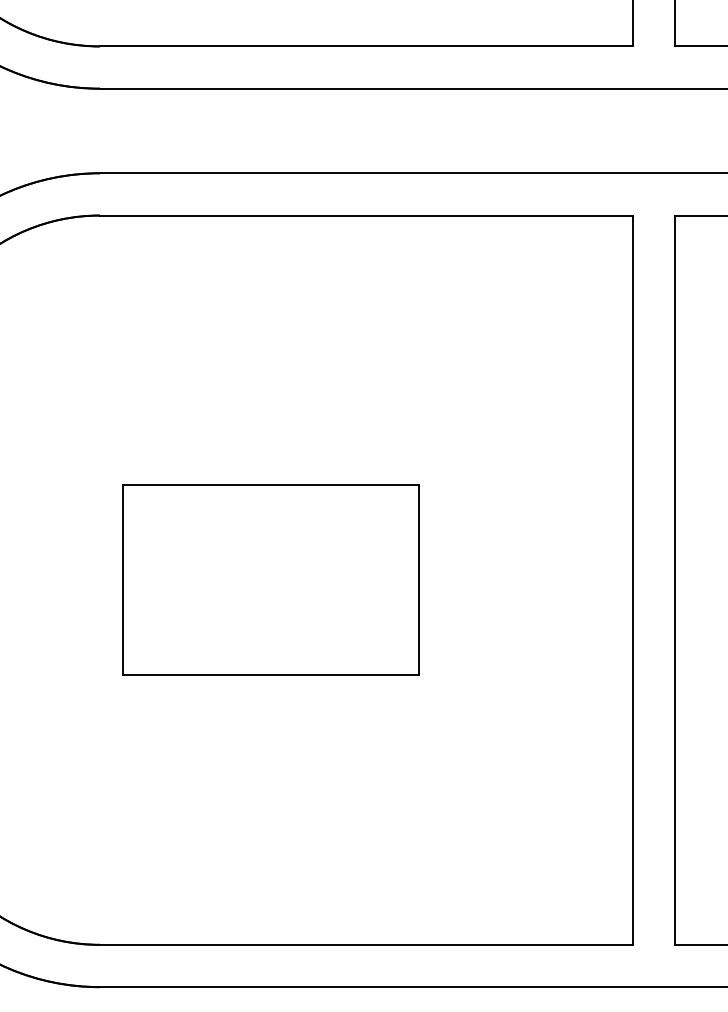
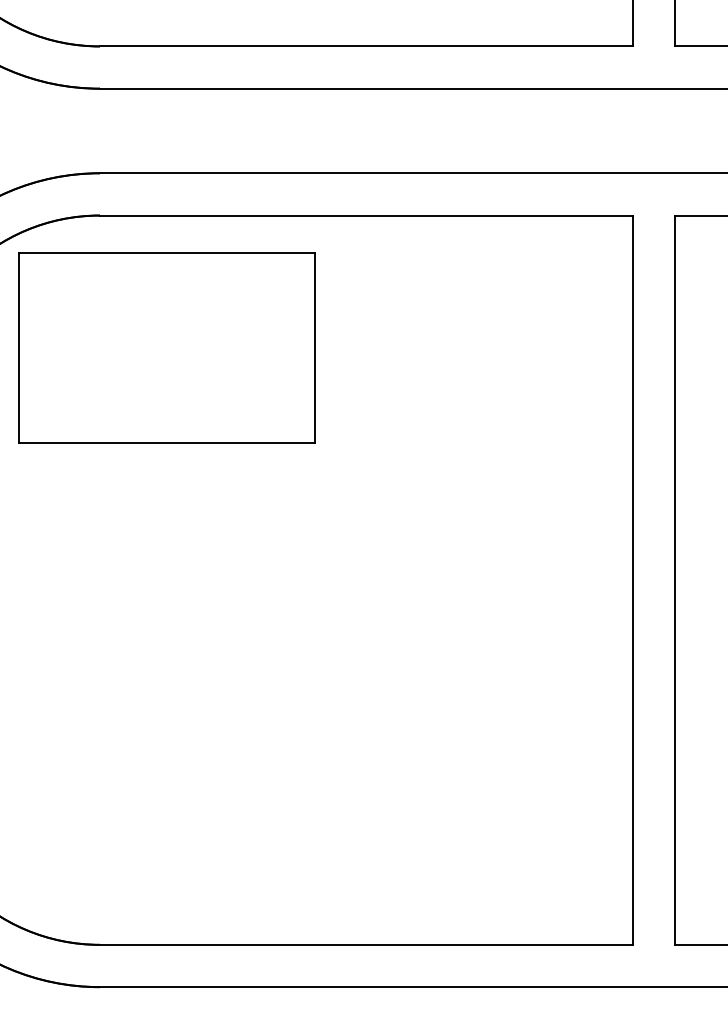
part position: (270, 579) -> (166, 347) (166, 347)
